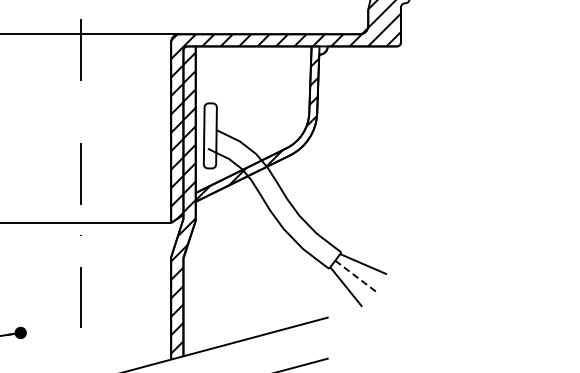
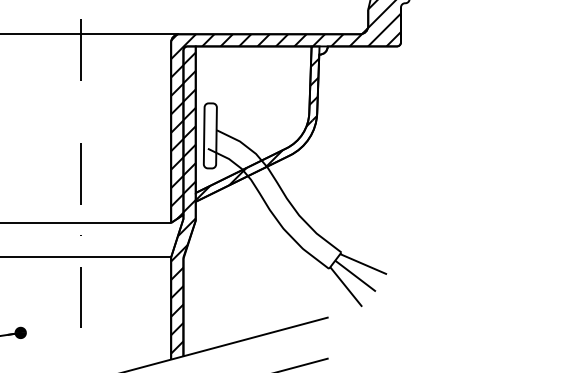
line: none -> present (86, 257)
line: dashed -> solid (355, 276)
